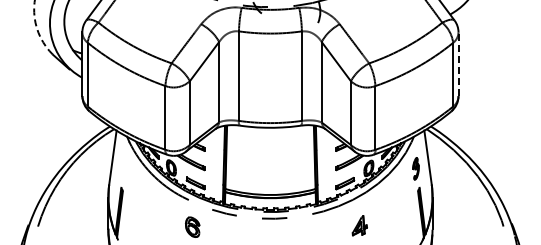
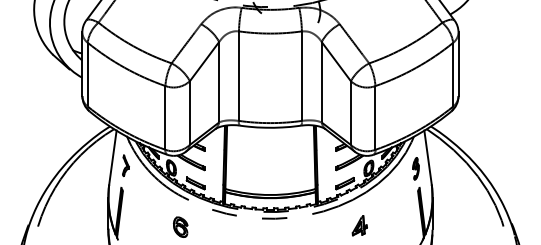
arc: dashed -> solid (37, 29)
line: dashed -> solid (458, 64)
part: none -> present (125, 165)
part position: (192, 226) -> (180, 226) (180, 226)
